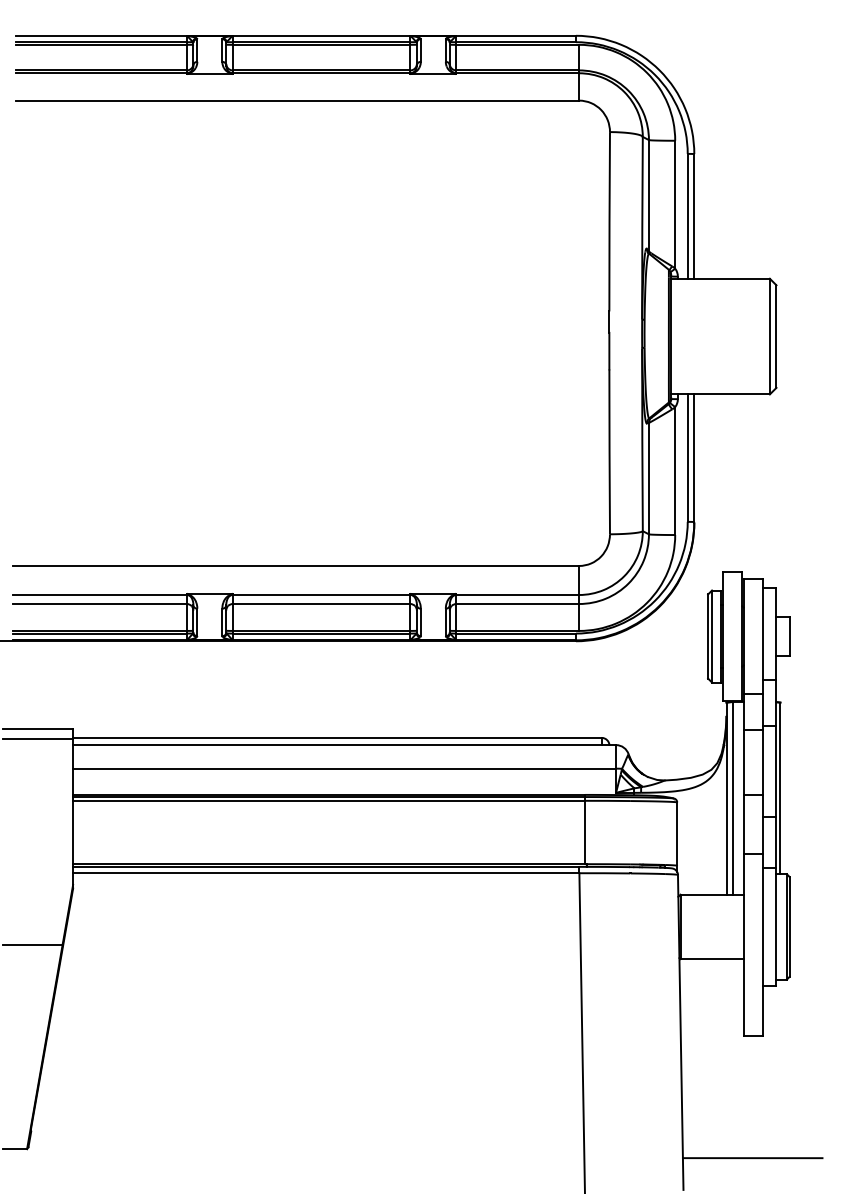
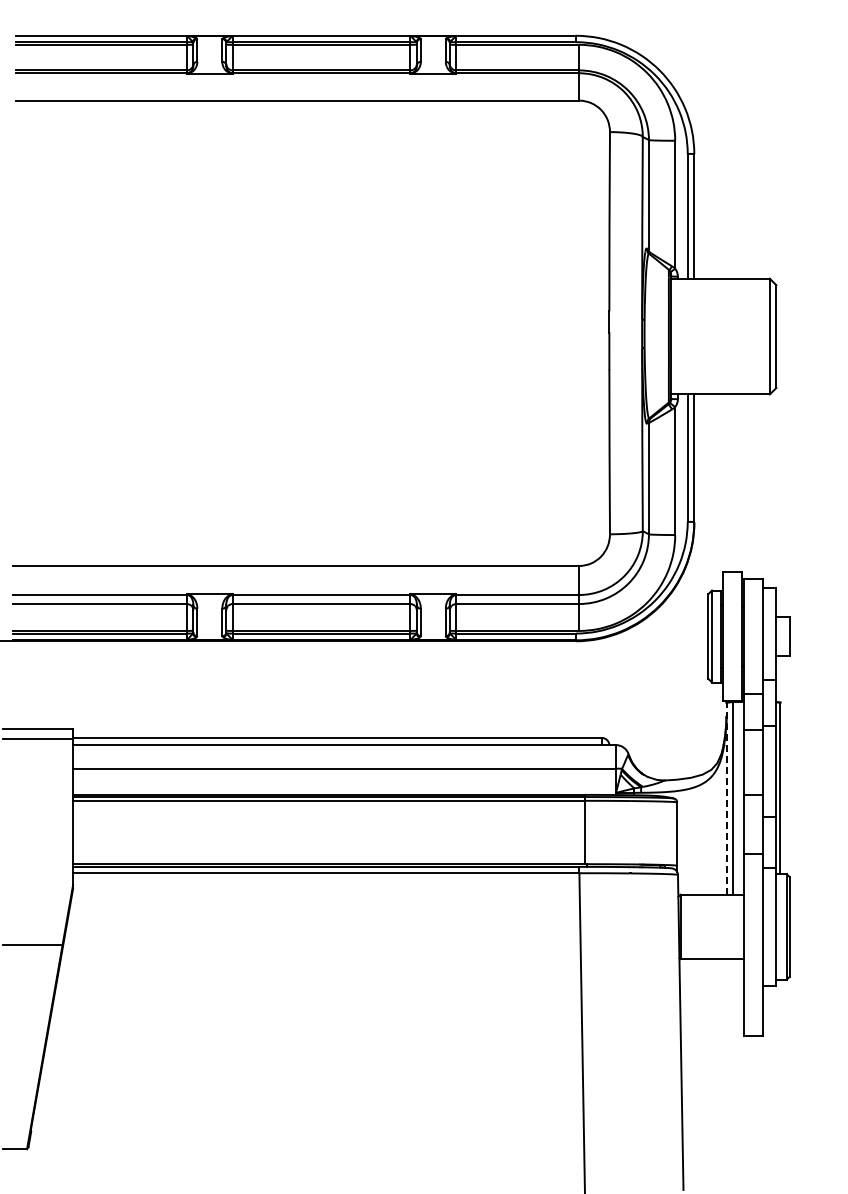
line: solid -> dashed (726, 798)
line: present -> none (752, 1158)
